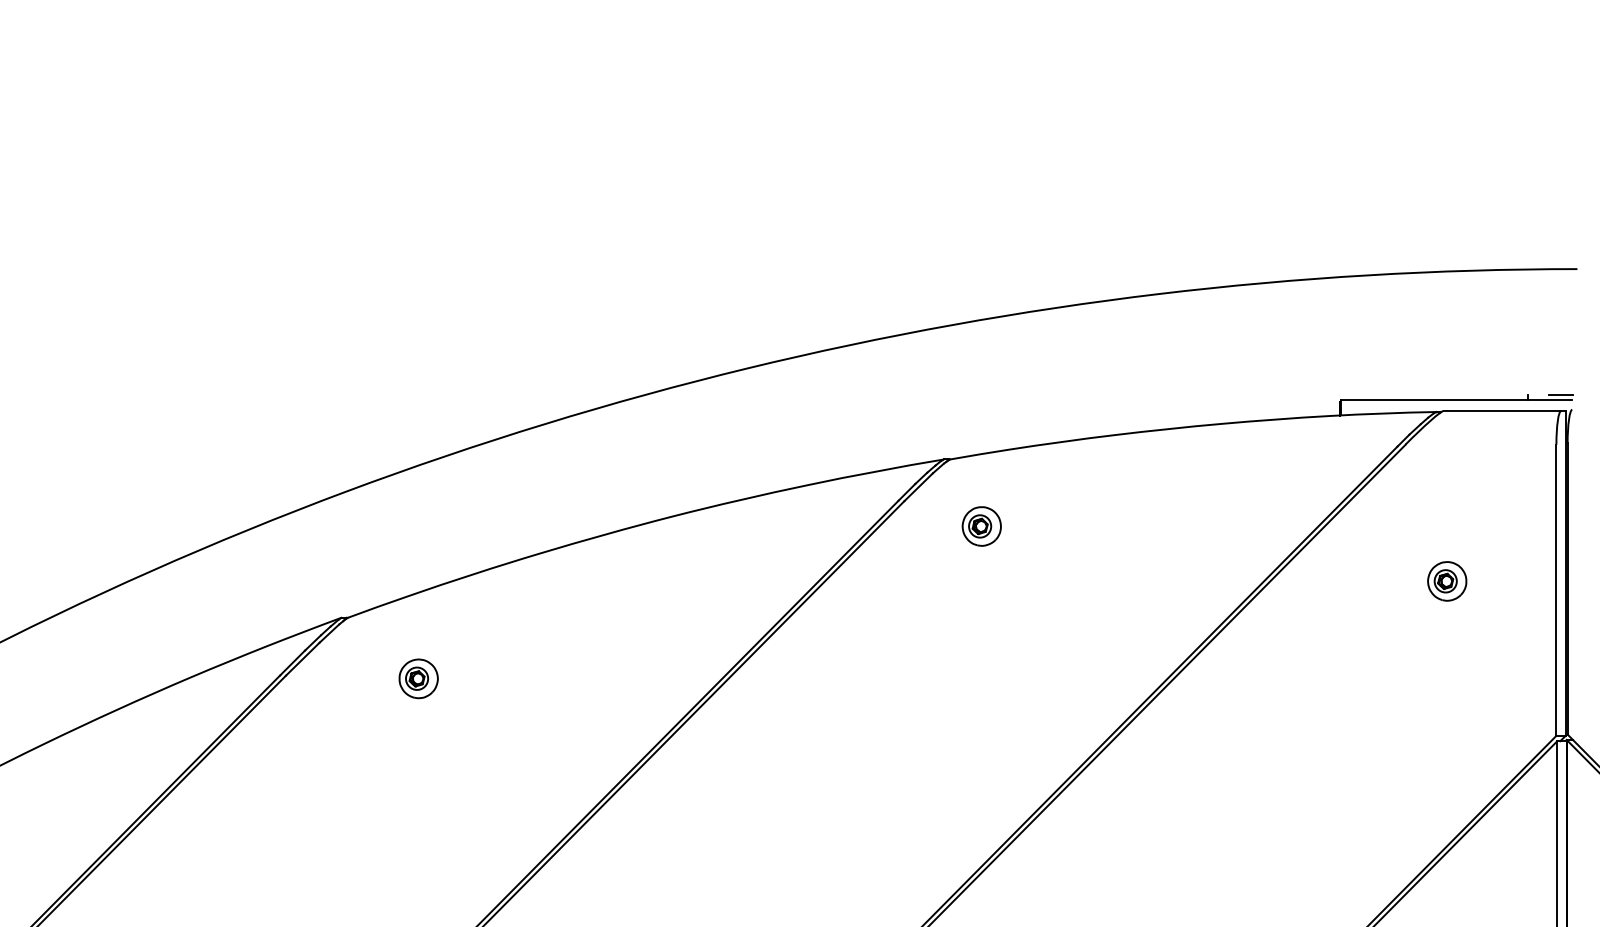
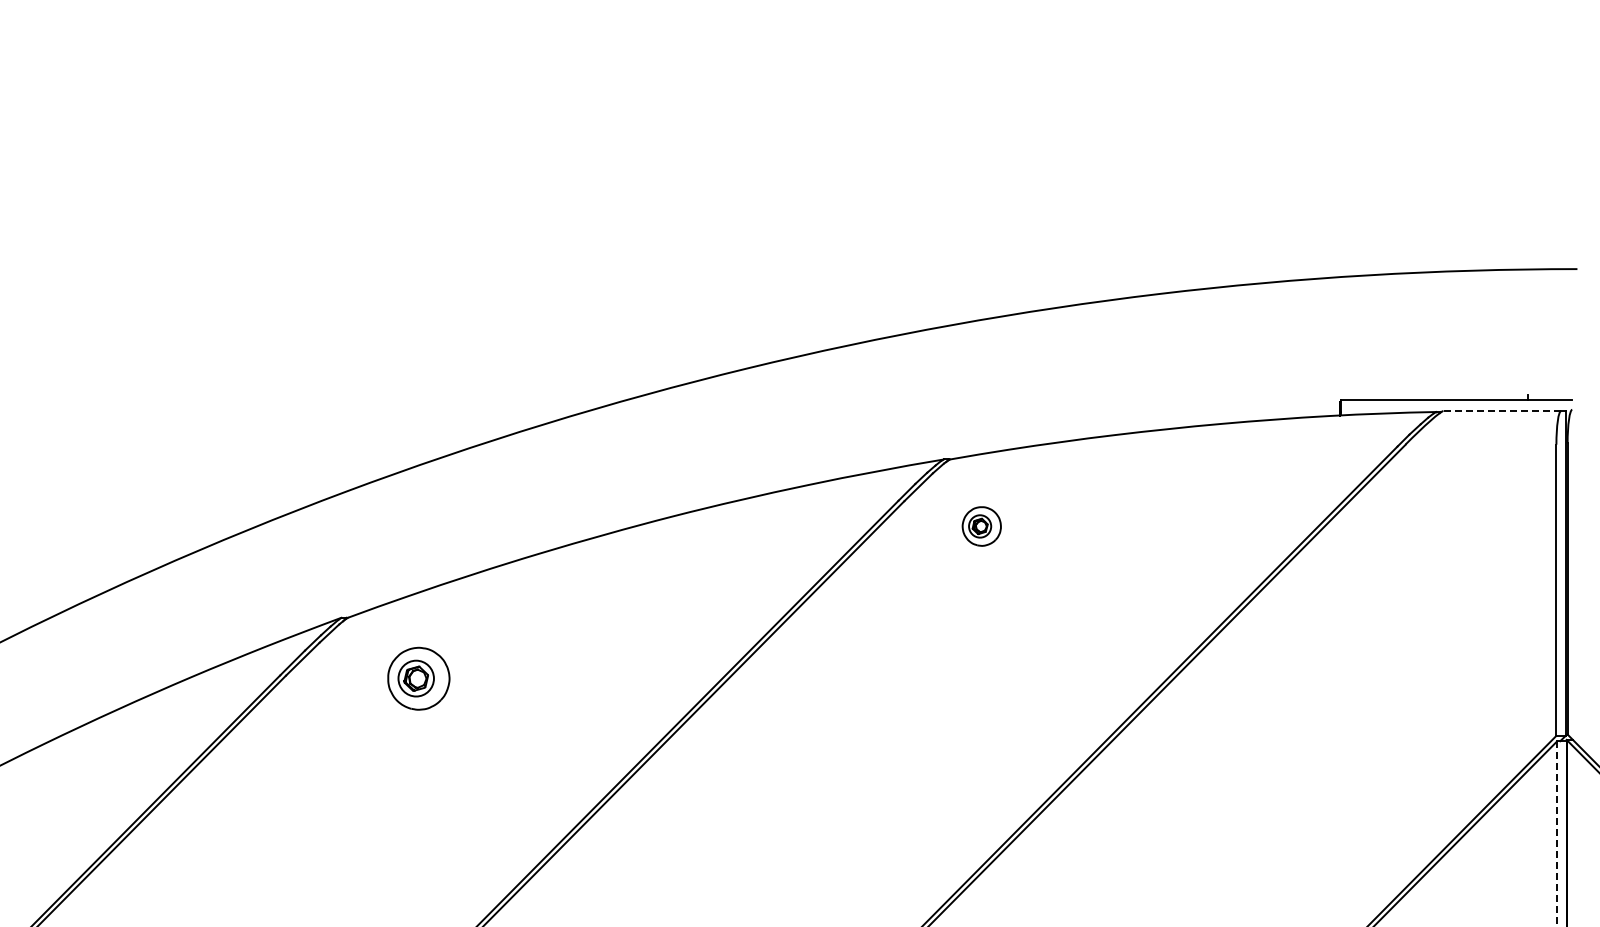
line: present -> none (1560, 394)
line: solid -> dashed (1502, 411)
part: present -> none (1447, 581)
part size: 41x42 px -> 64x65 px (418, 678)
line: solid -> dashed (1557, 834)
